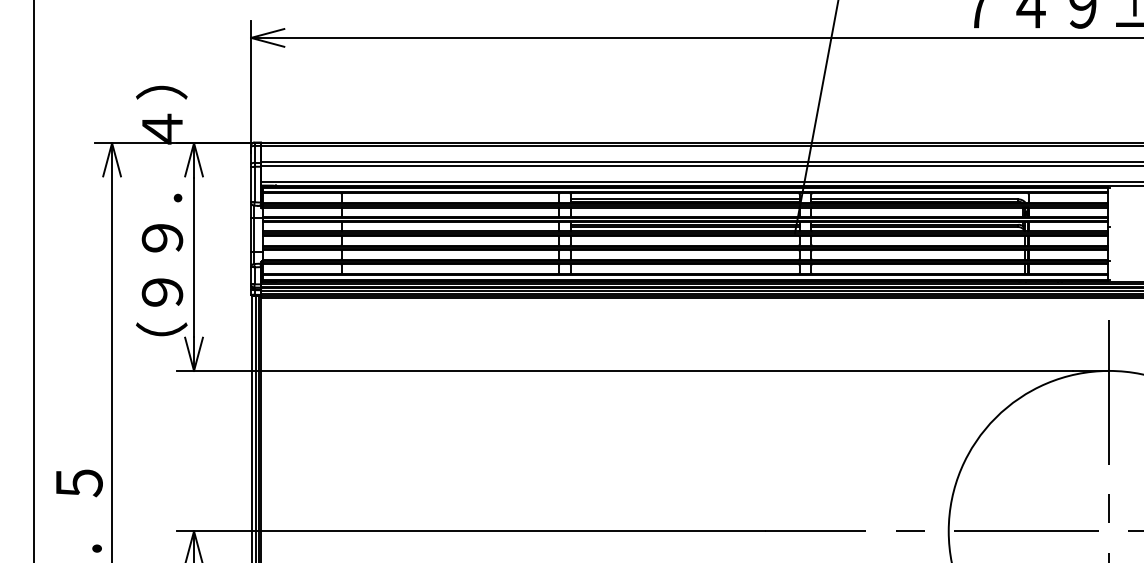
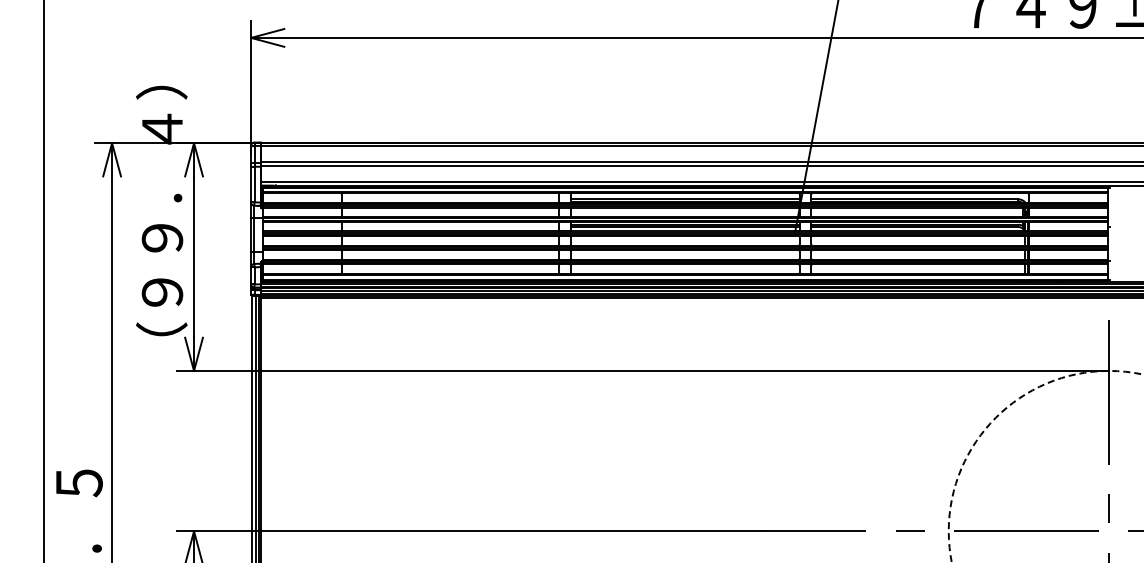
line position: (34, 280) -> (44, 280) (44, 280)
circle: solid -> dashed (1045, 466)
